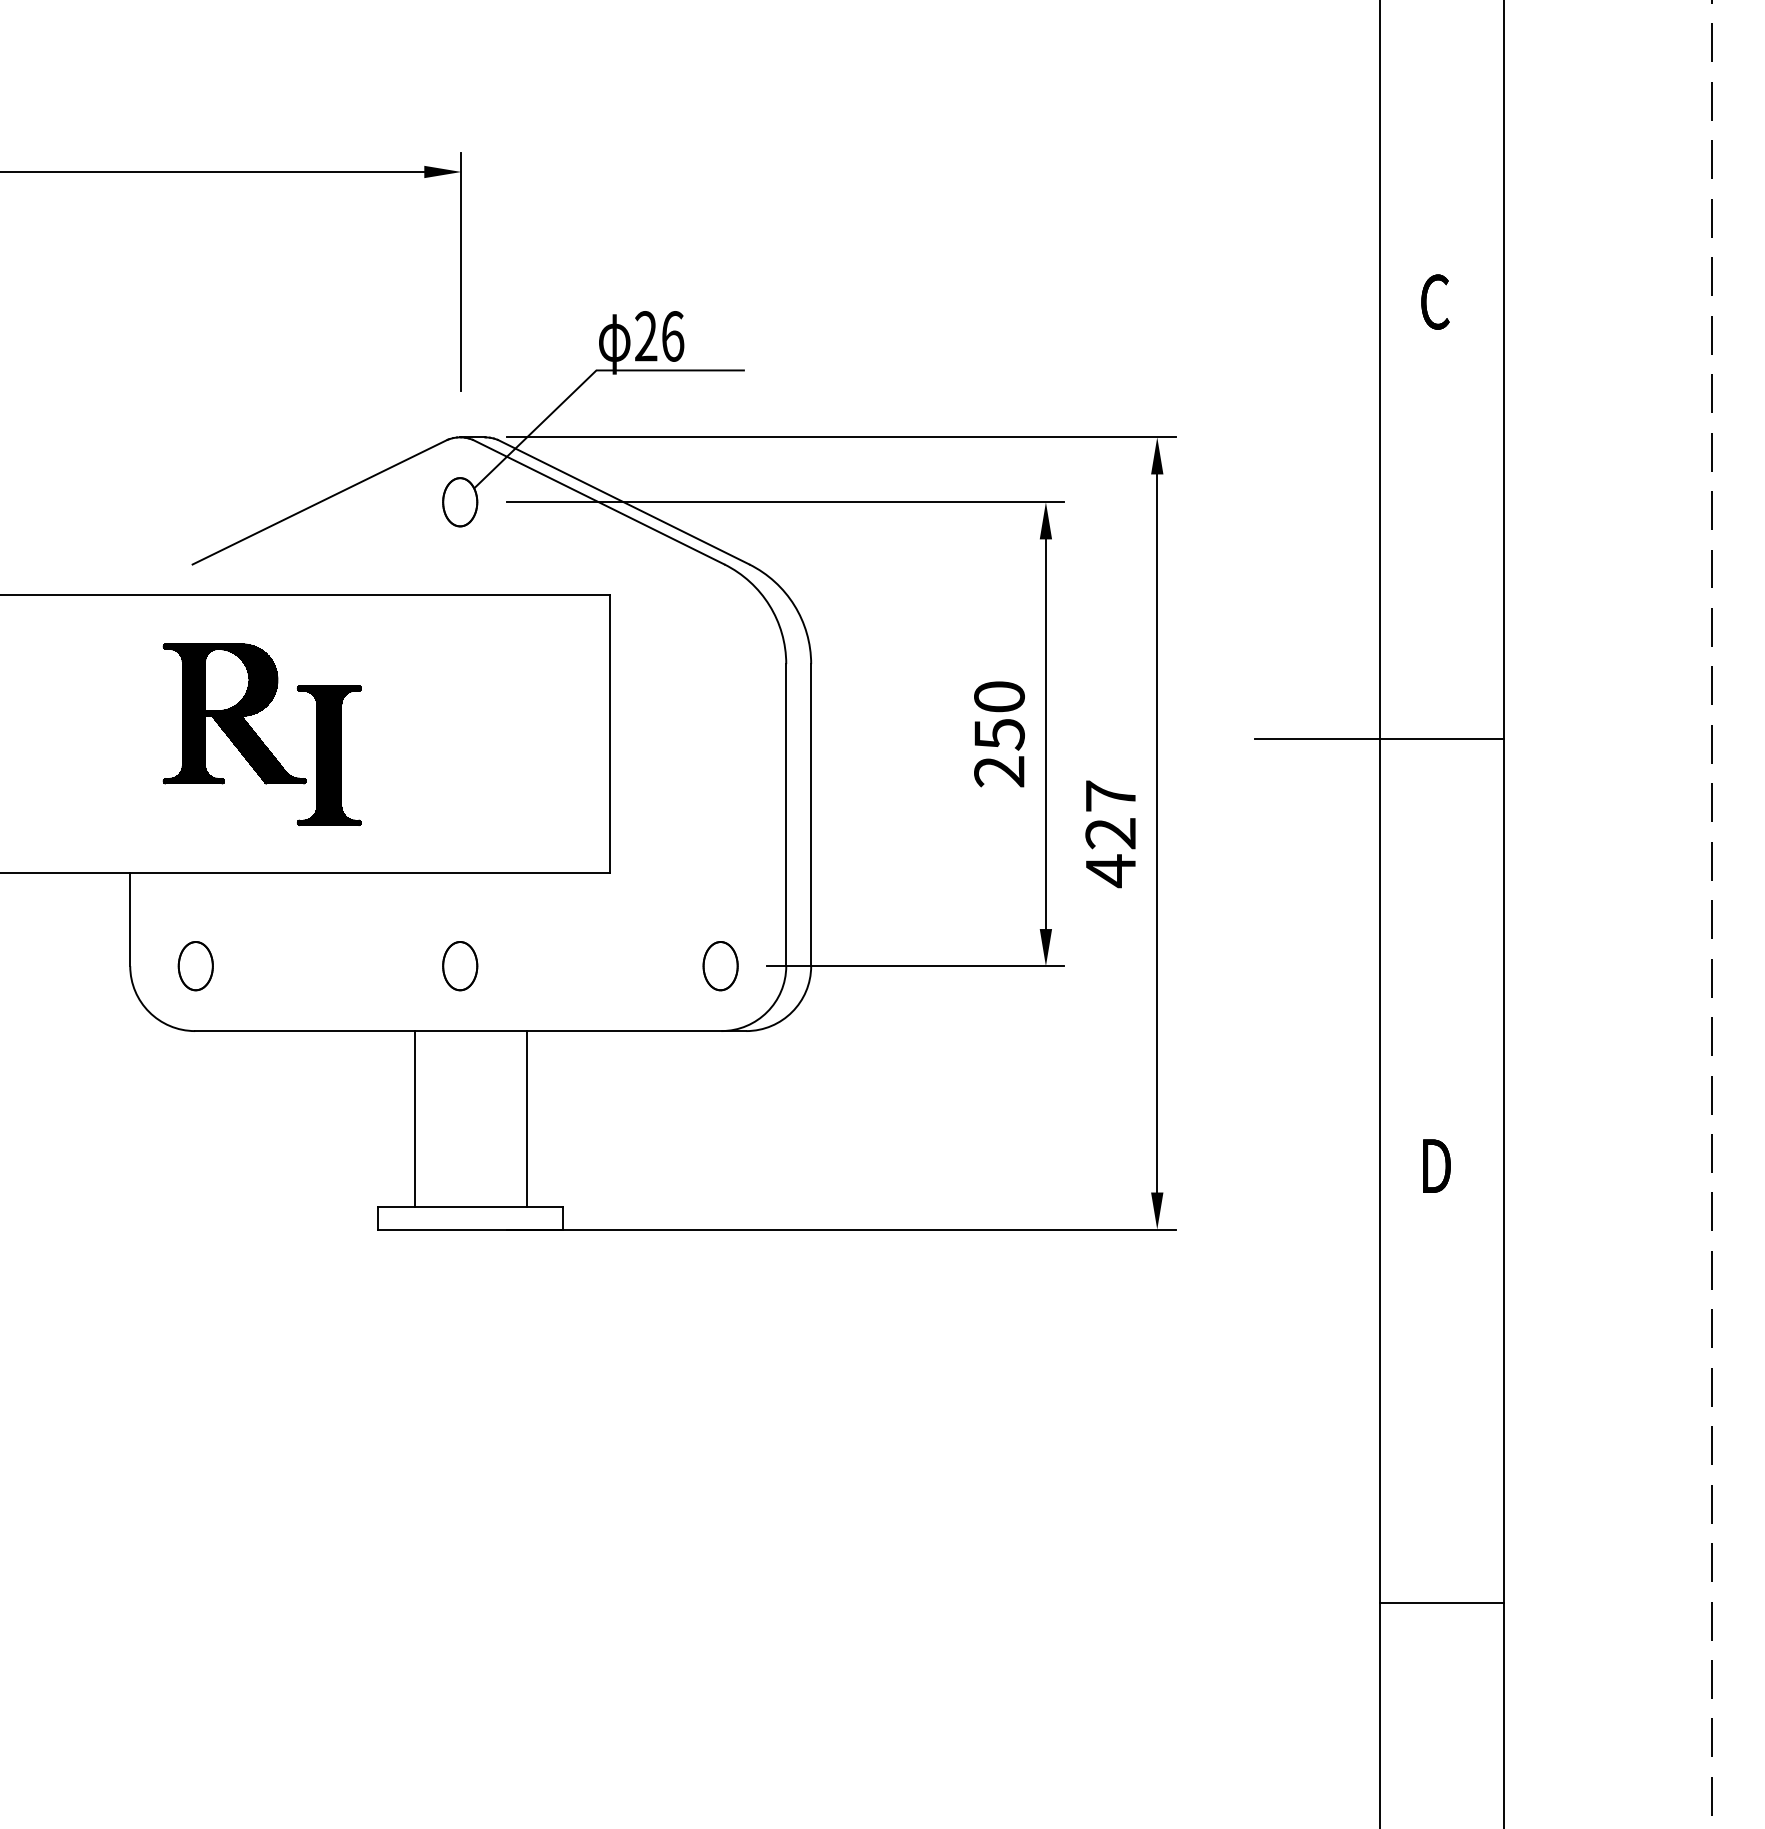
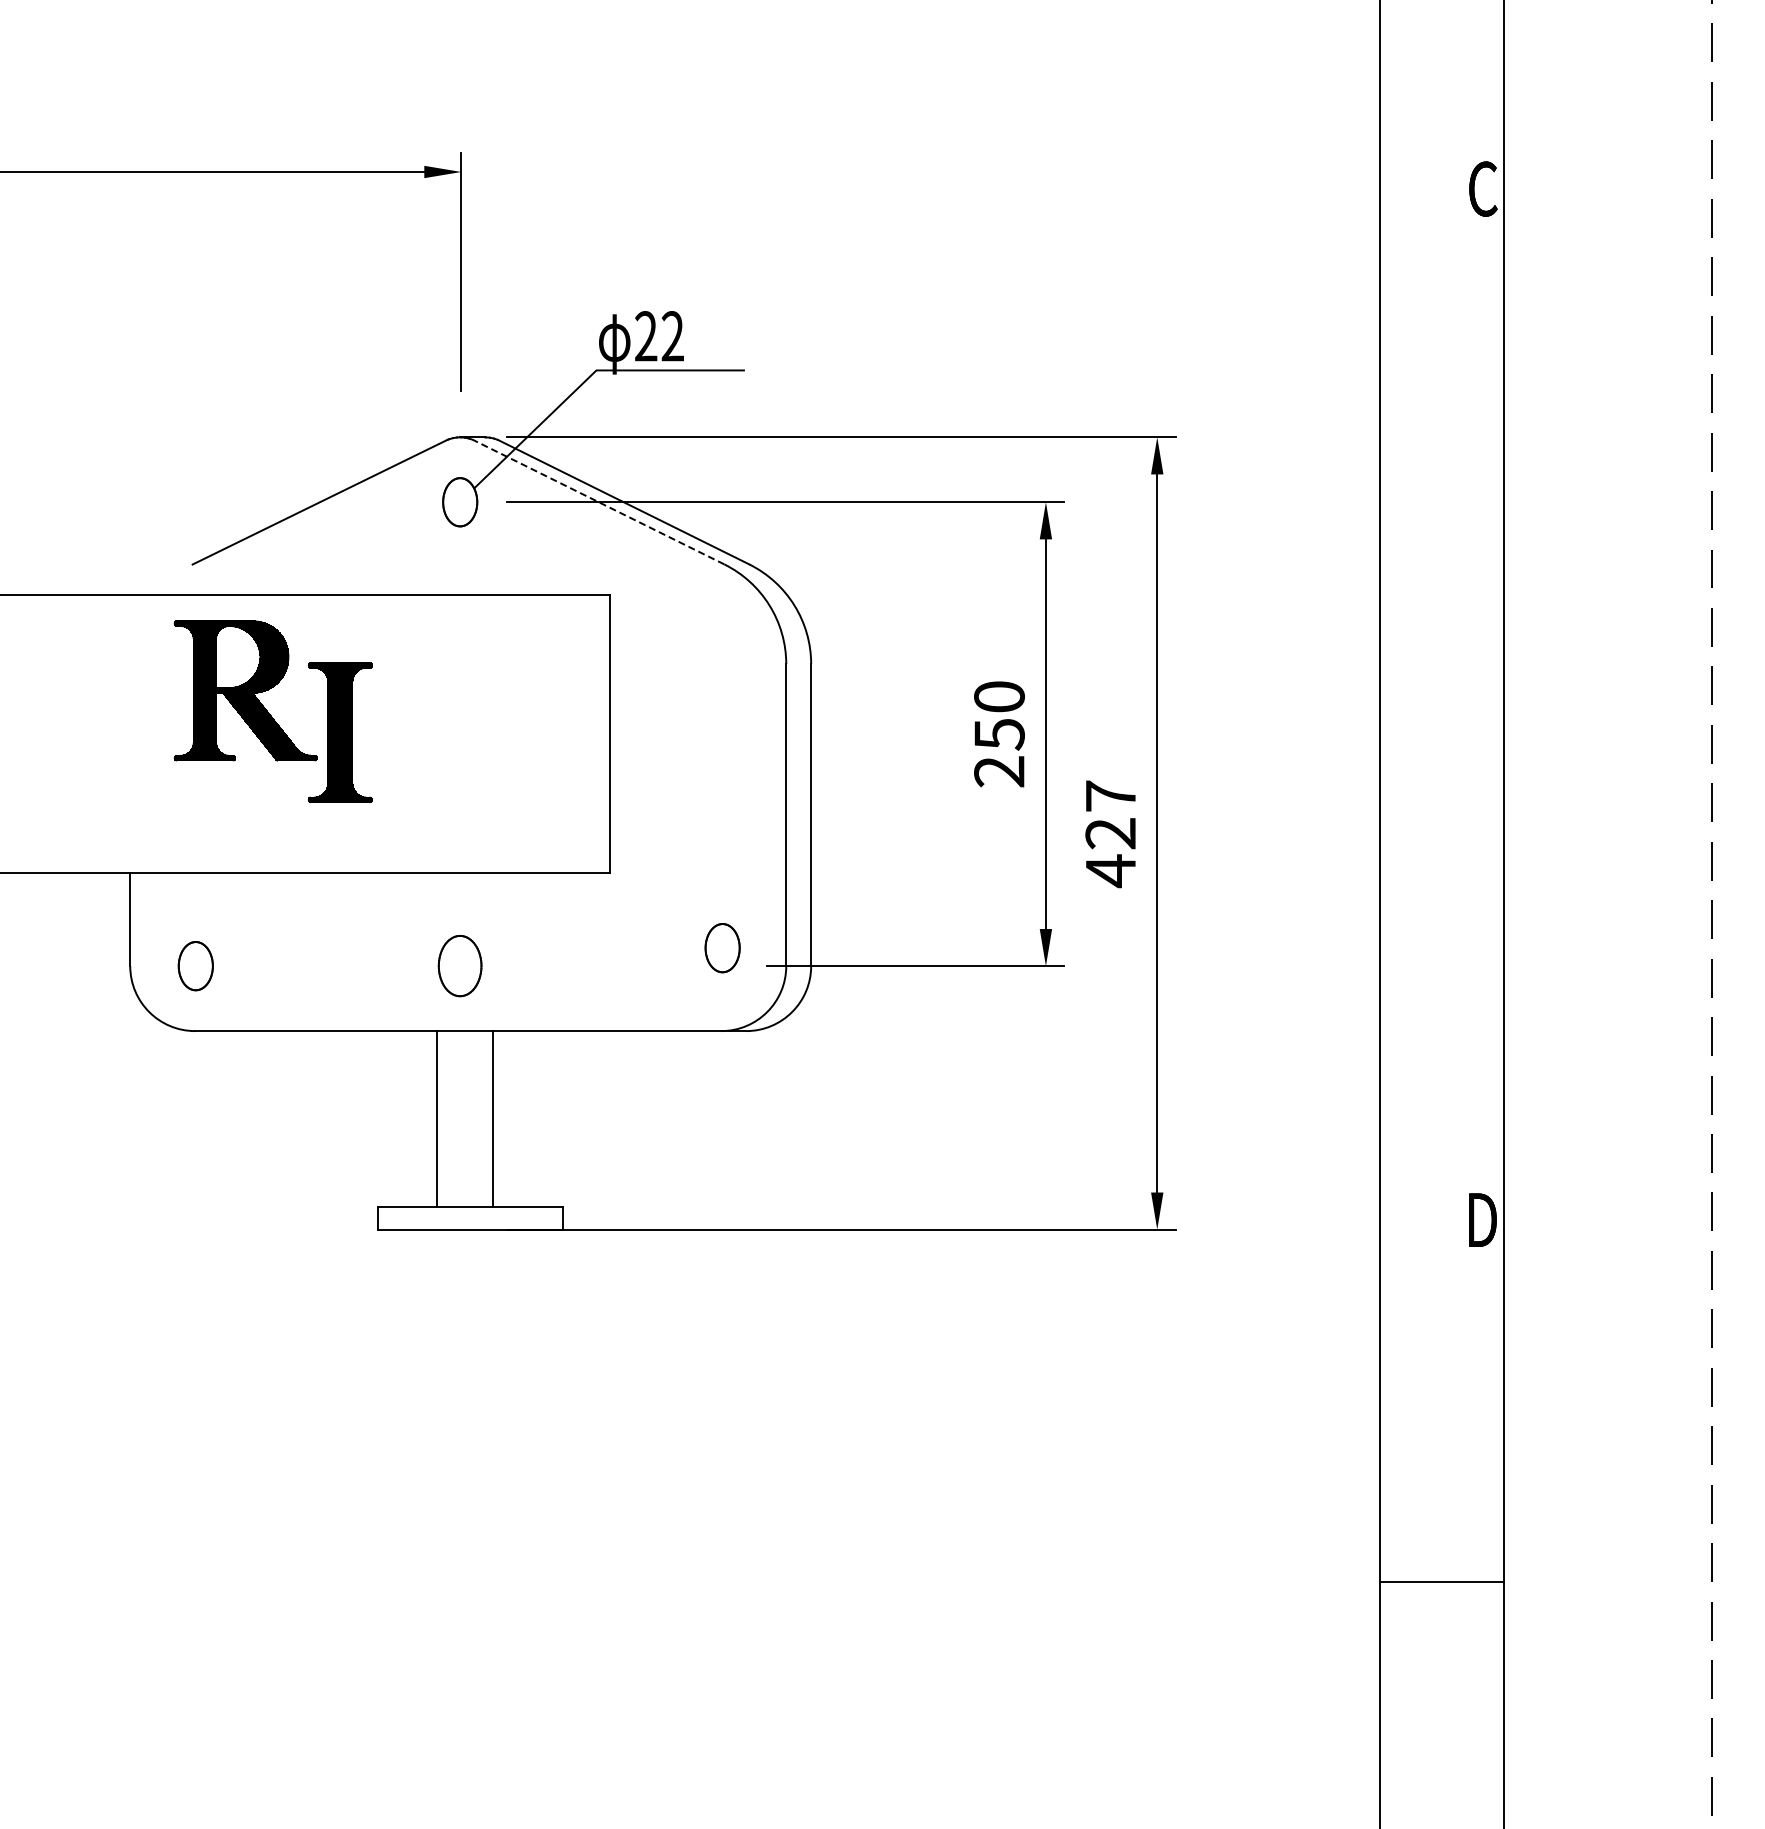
text position: (1435, 301) -> (1483, 188) (1483, 188)
text: 26 -> 22 (672, 336)
line: solid -> dashed (598, 501)
part position: (261, 734) -> (272, 711) (272, 711)
line: present -> none (1379, 738)
part size: 37x51 px -> 46x63 px (459, 966)
part position: (720, 966) -> (722, 948) (722, 948)
line position: (414, 1119) -> (436, 1119) (436, 1119)
line position: (526, 1119) -> (492, 1119) (492, 1119)
text position: (1436, 1165) -> (1482, 1219) (1482, 1219)
line position: (1441, 1602) -> (1441, 1581) (1441, 1581)
